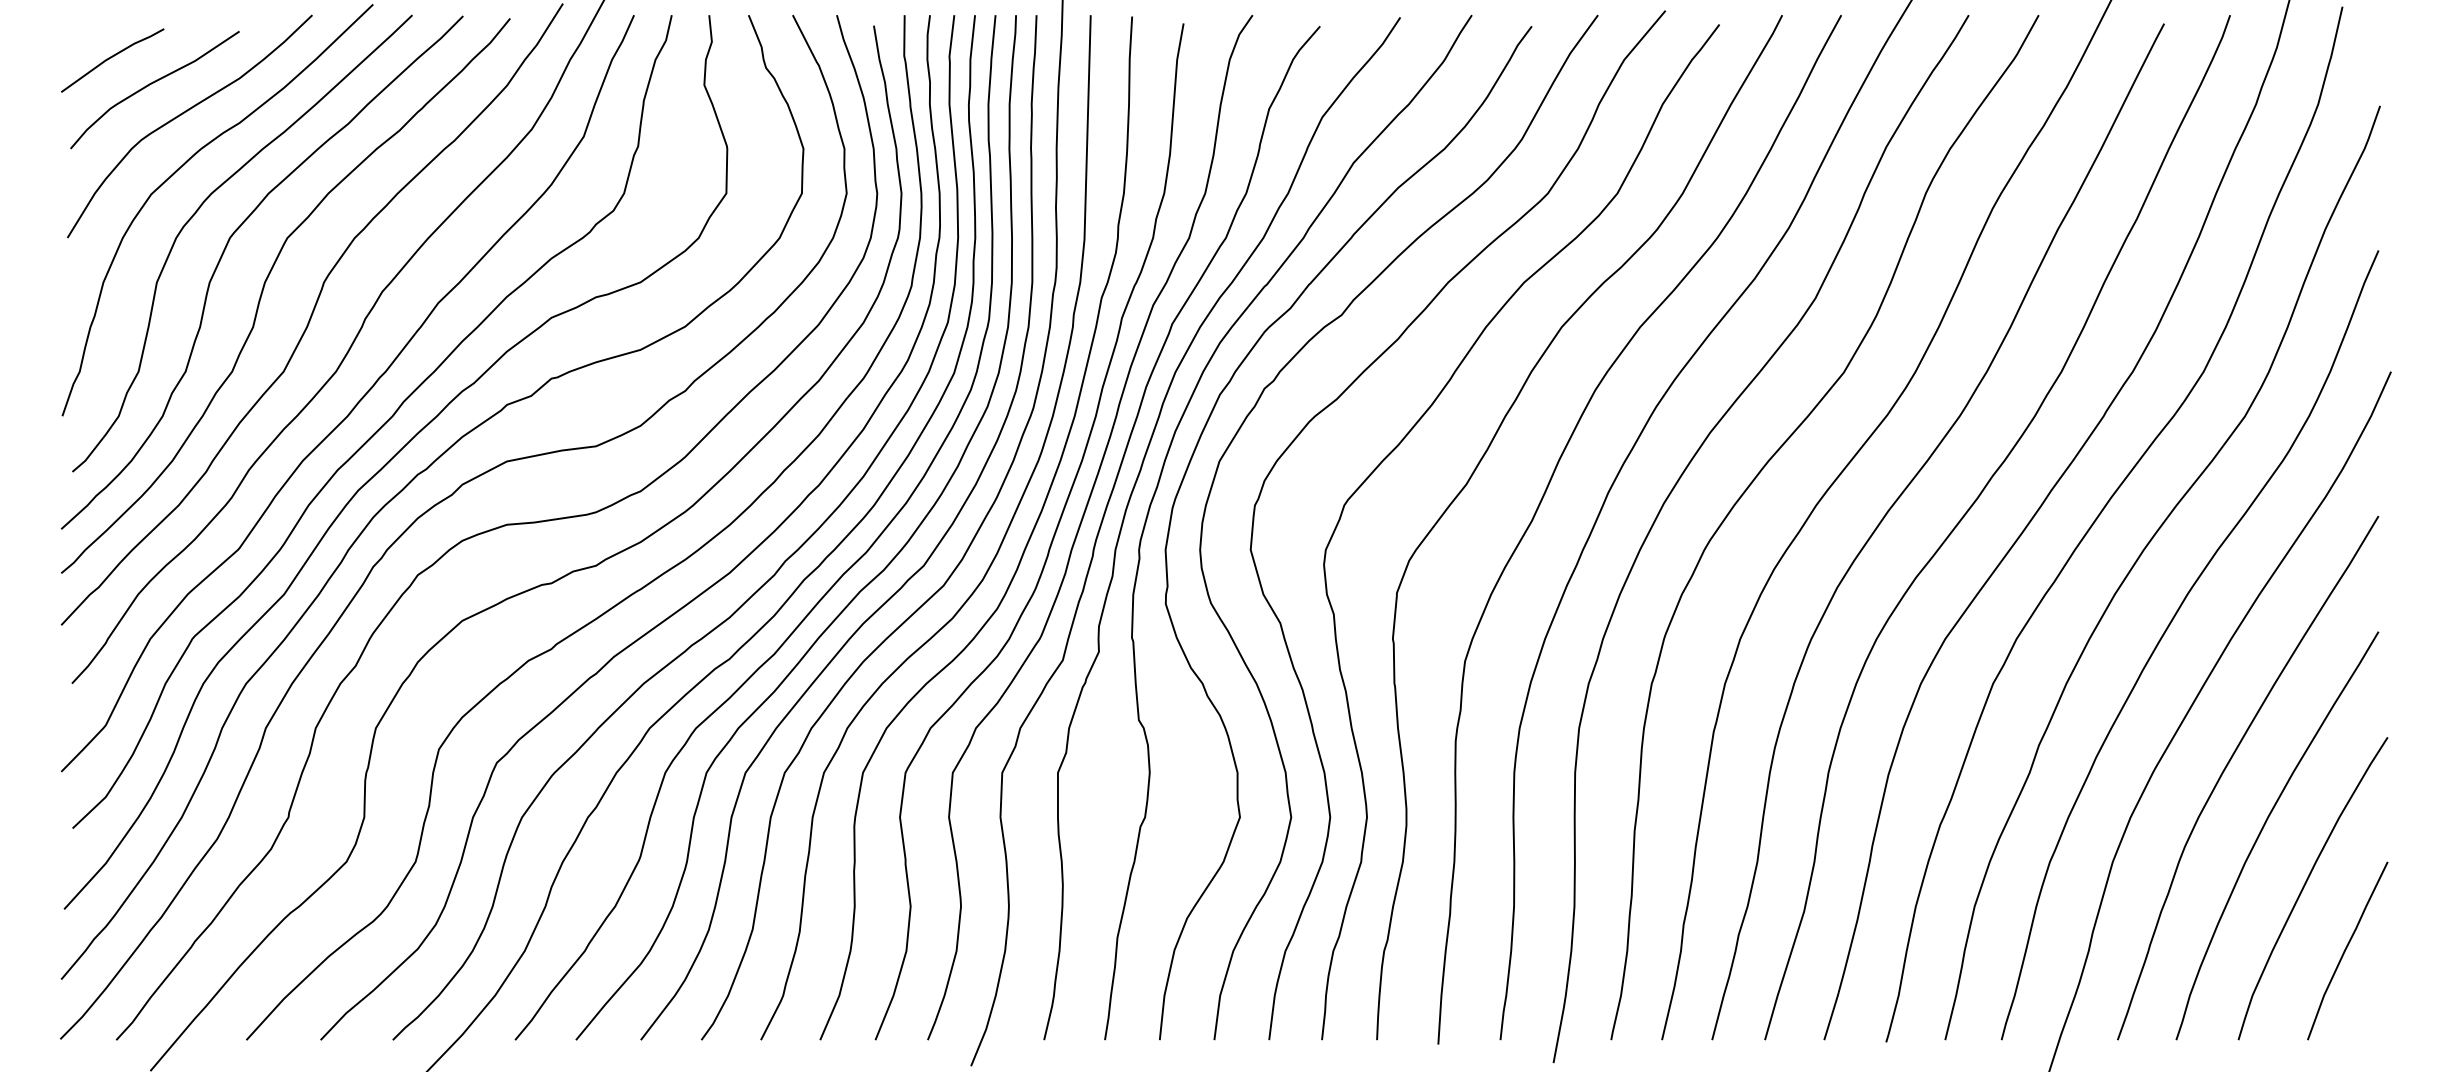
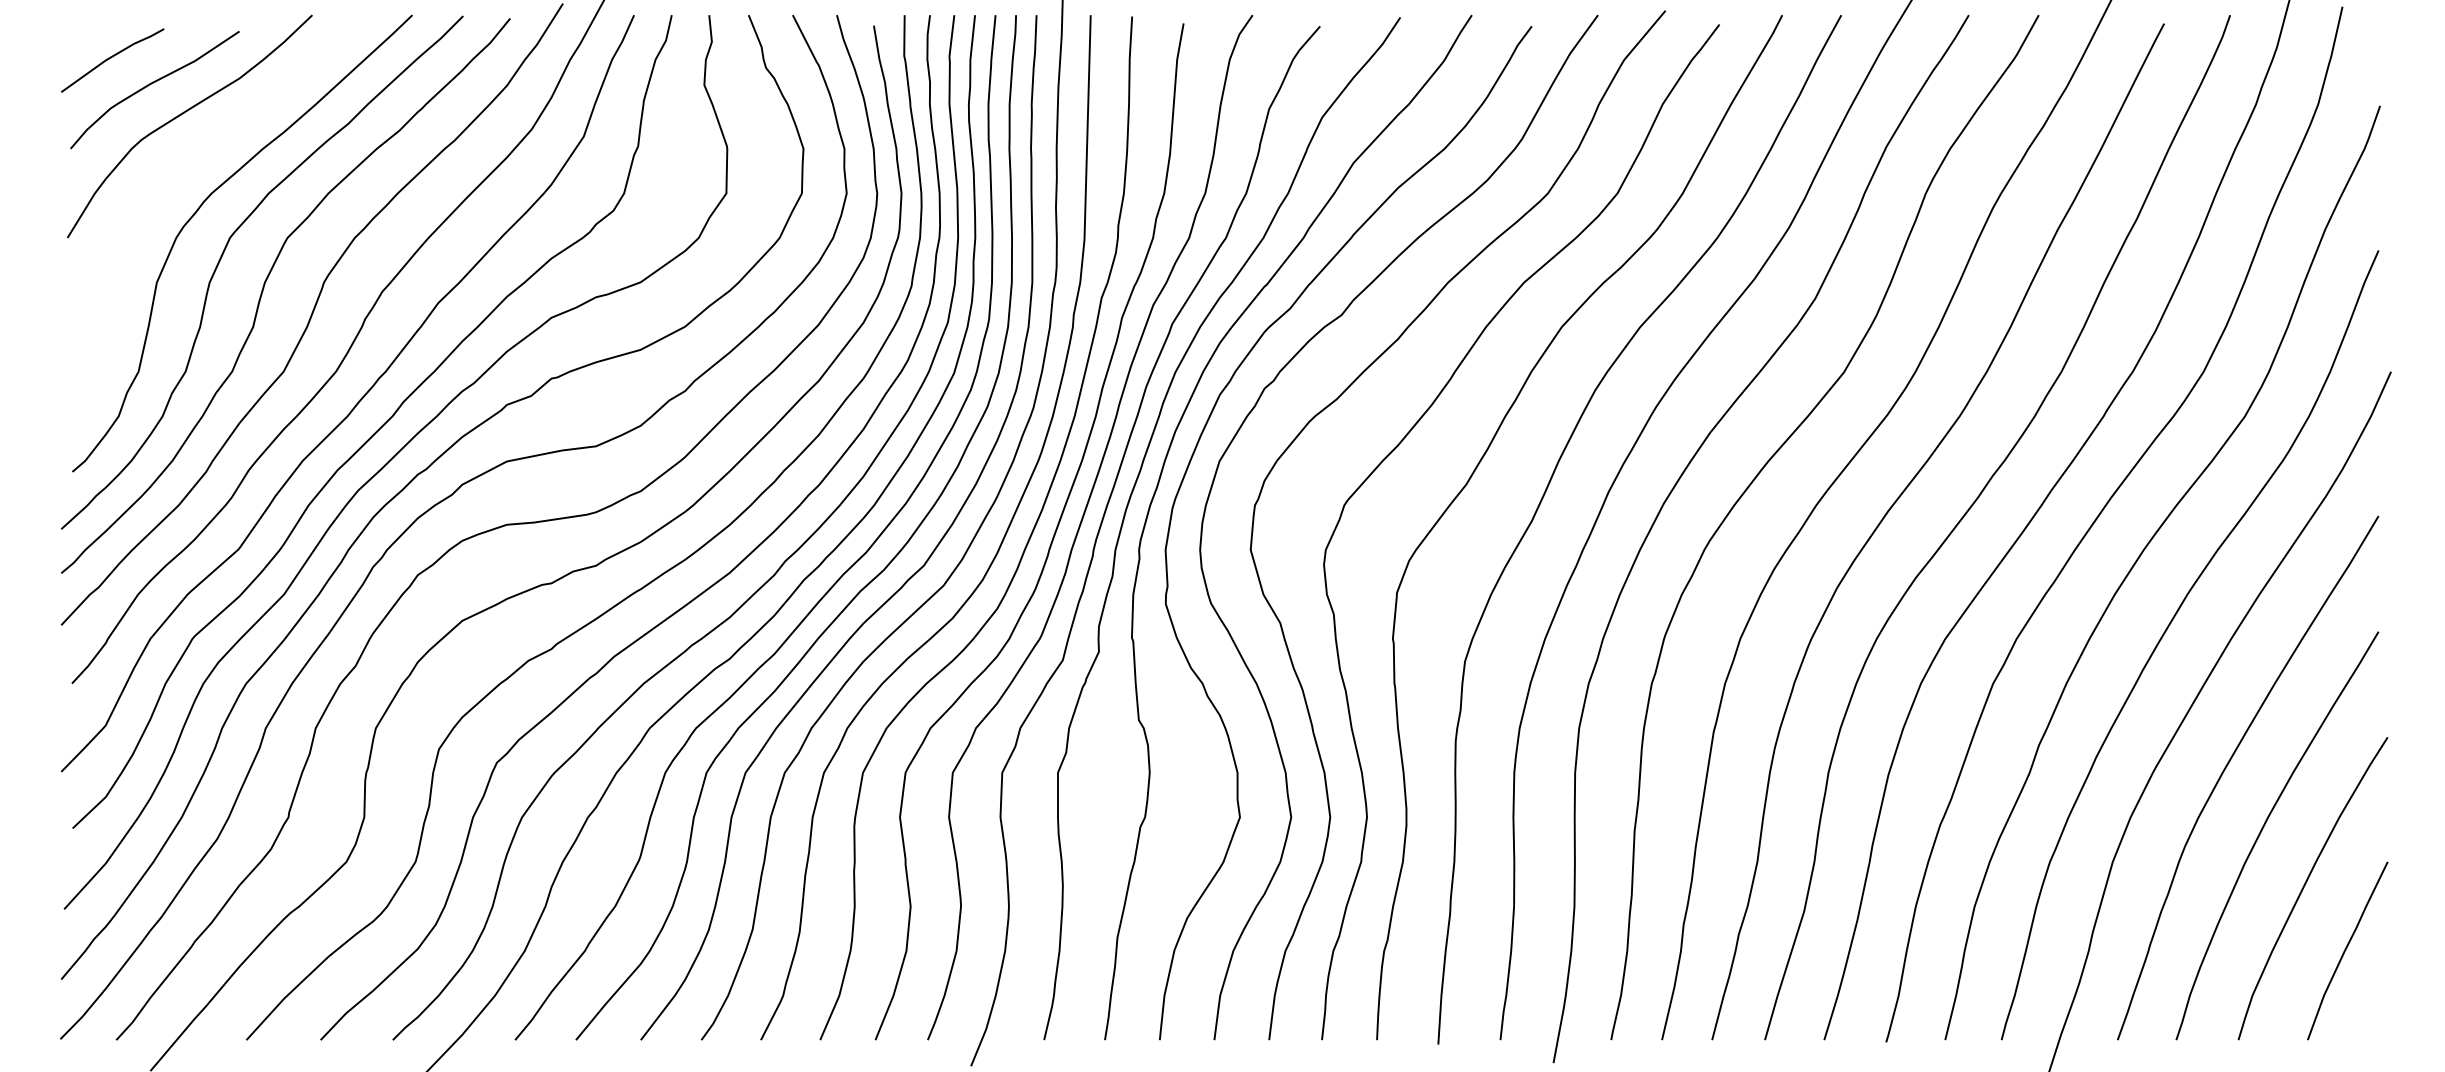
curve: present -> none (183, 166)
